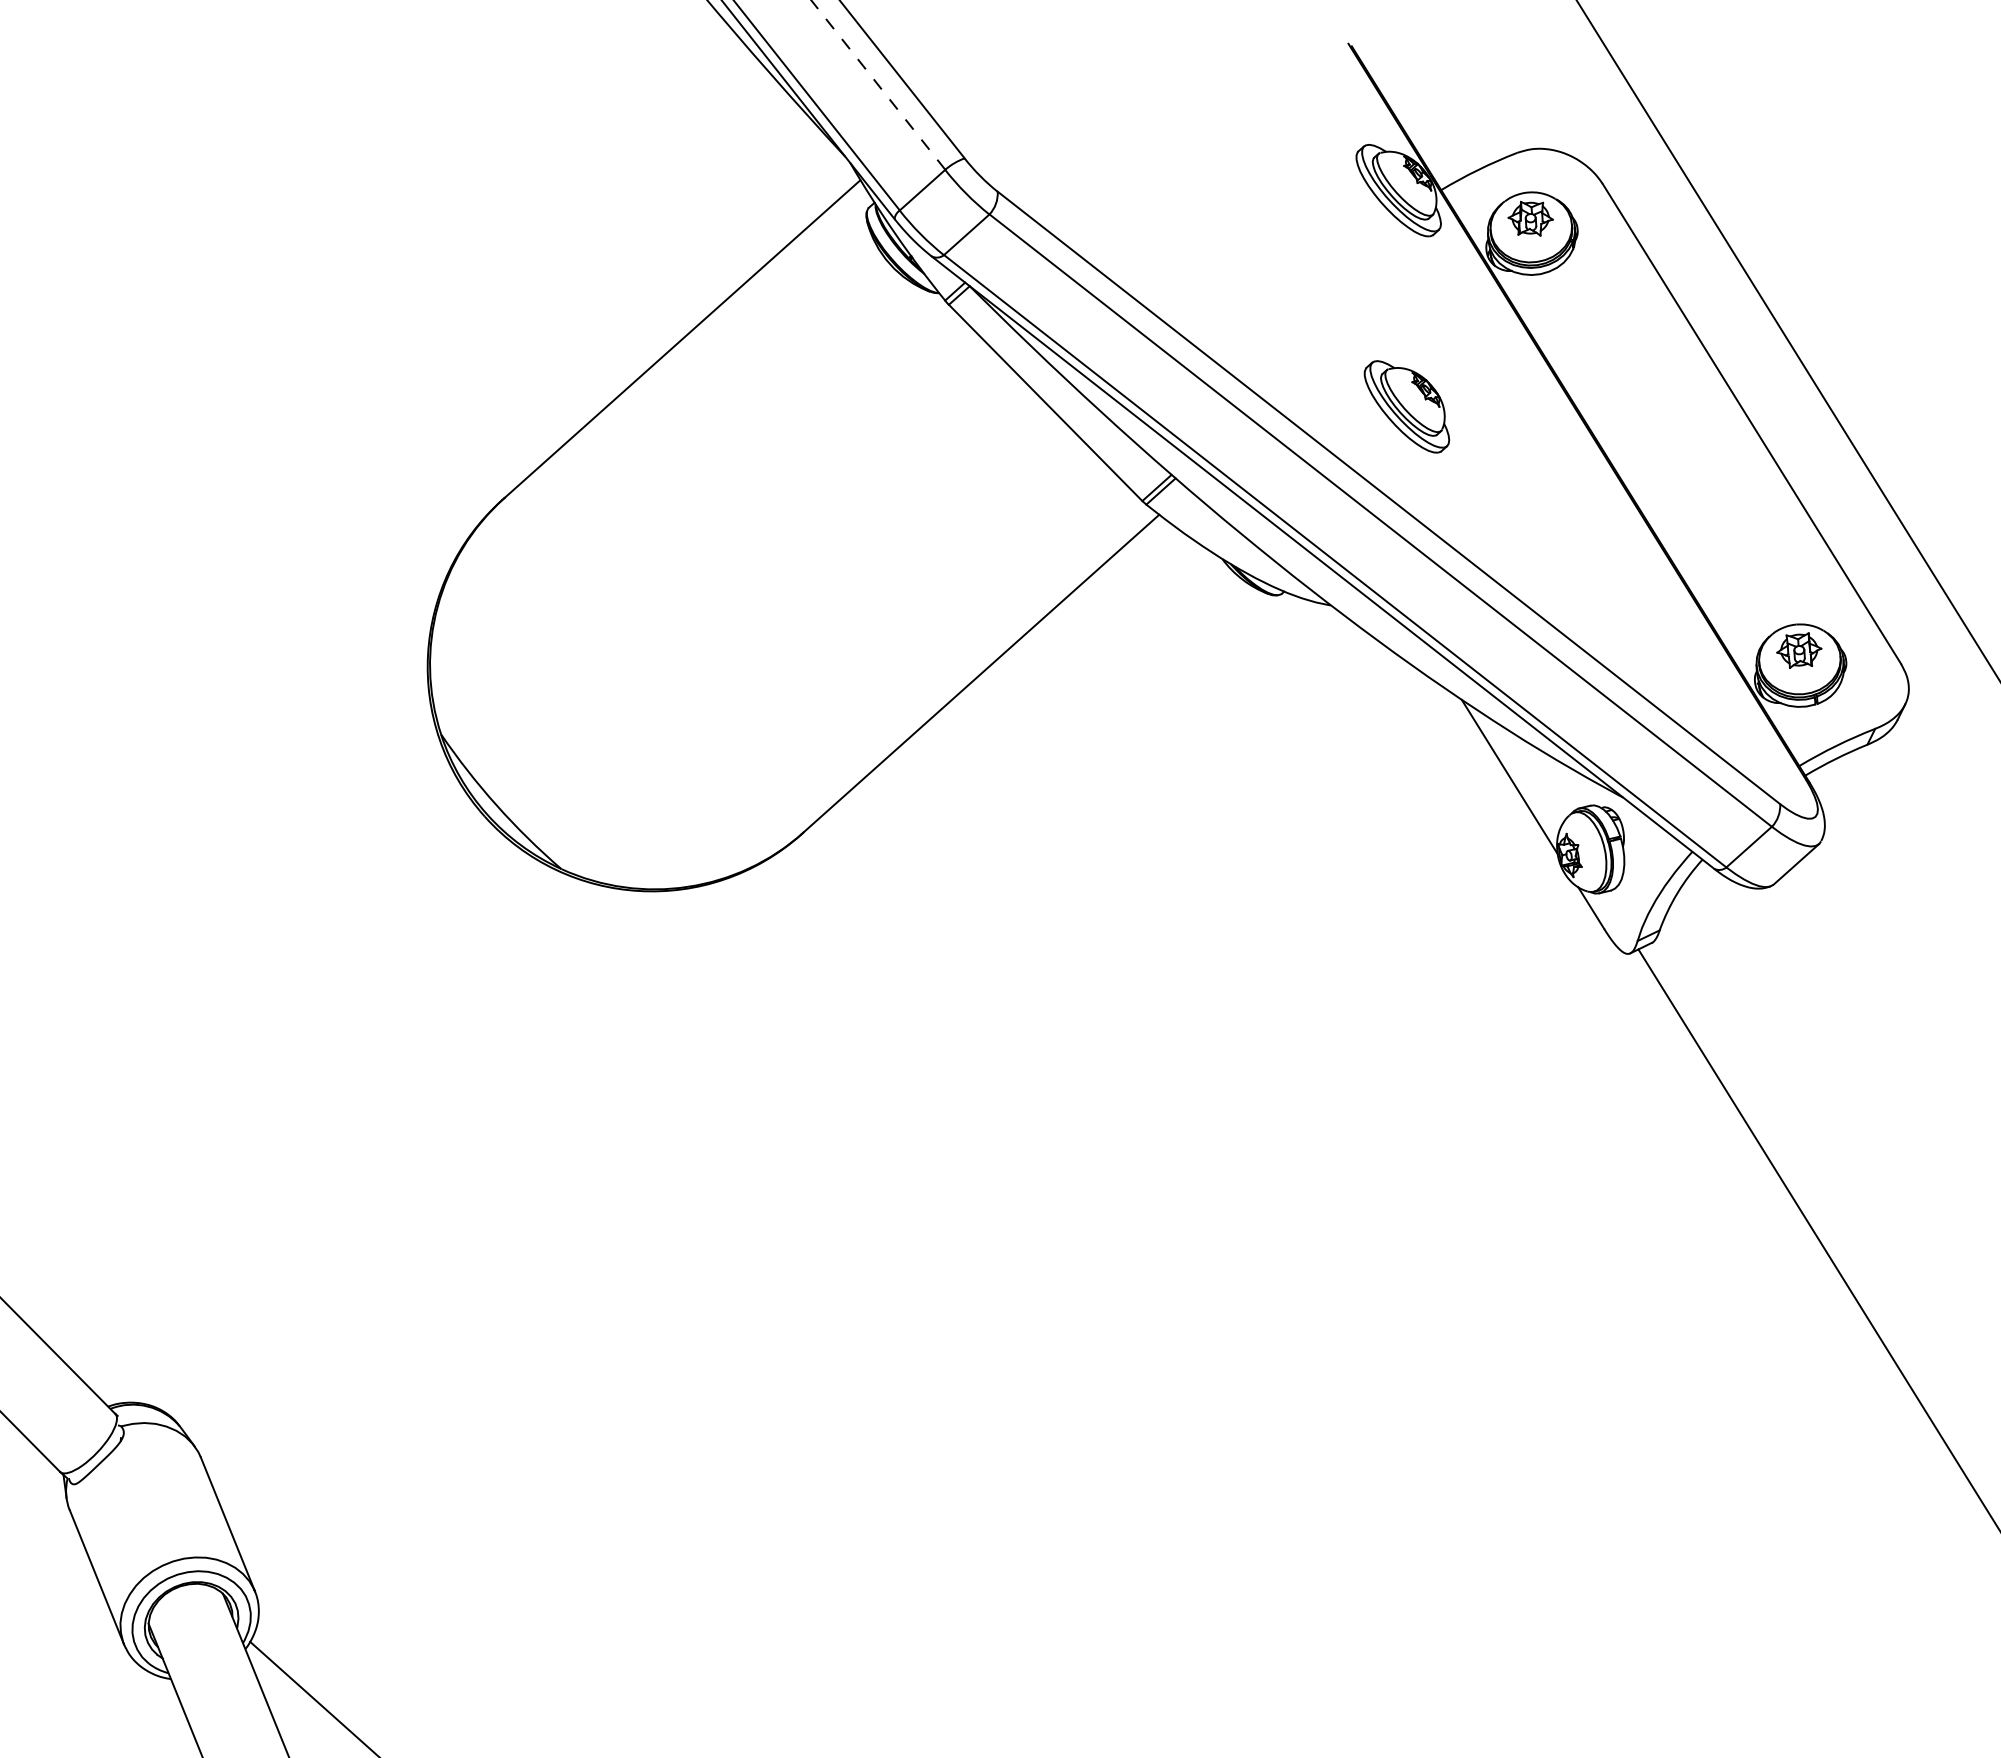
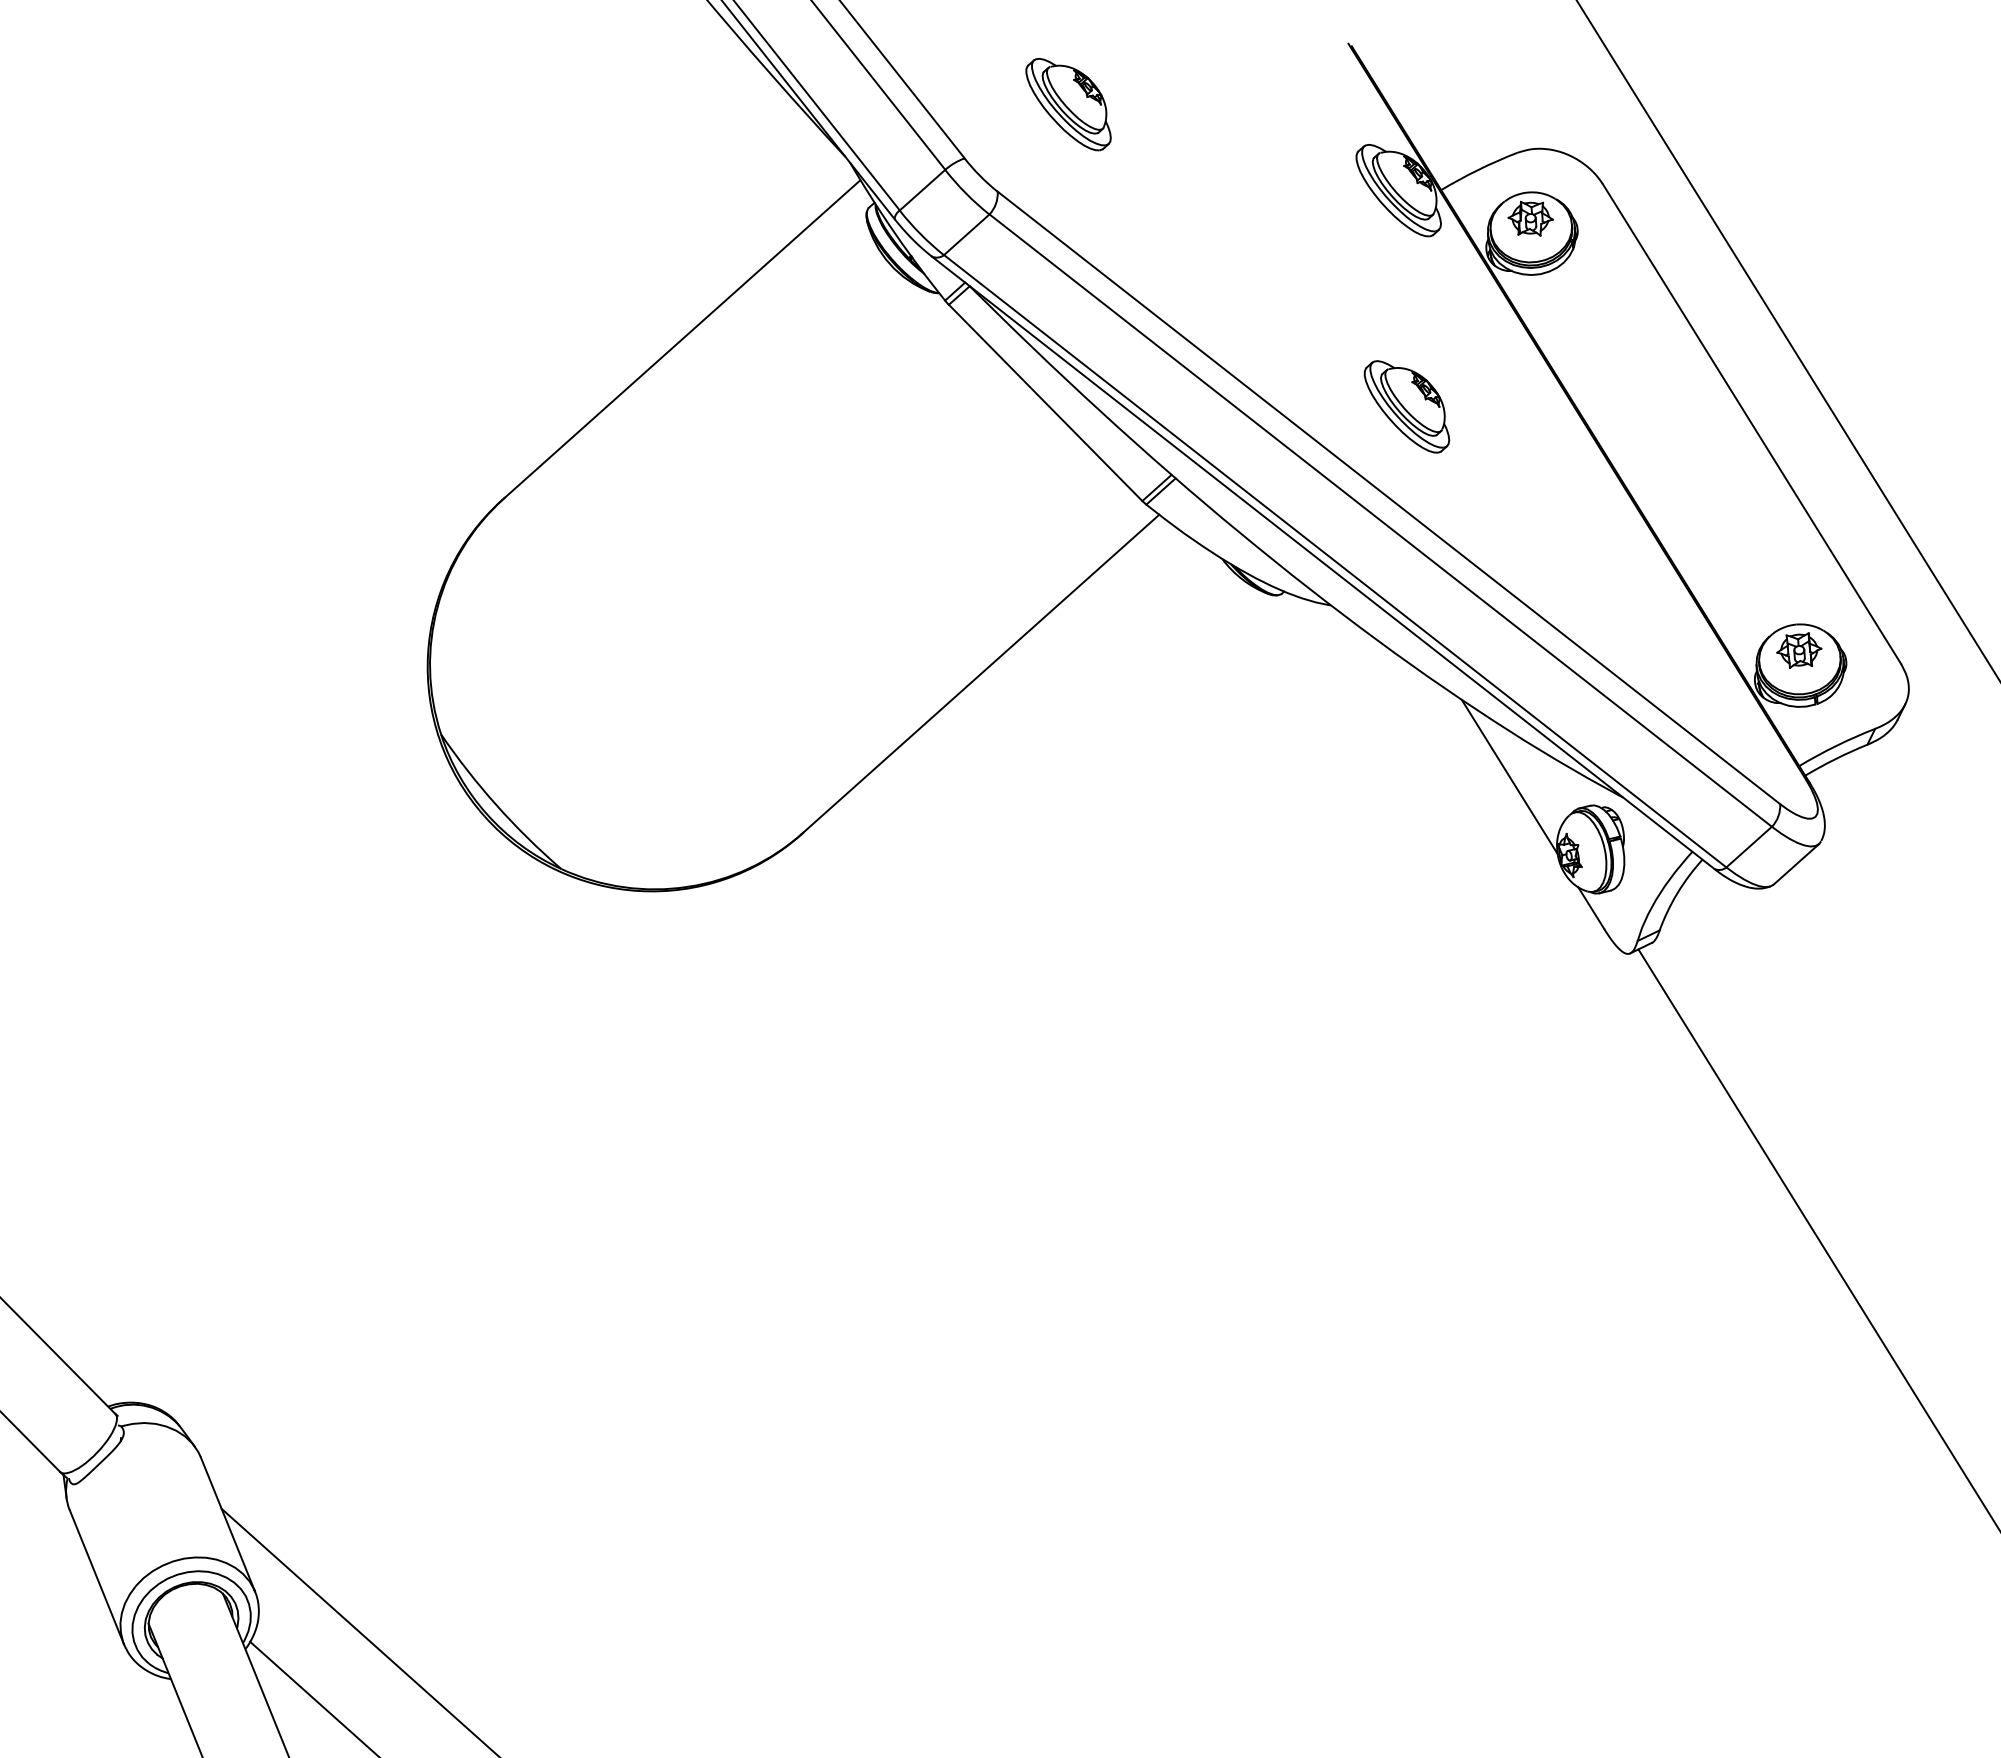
line: dashed -> solid (878, 85)
part: none -> present (1068, 104)
line: none -> present (358, 1631)
